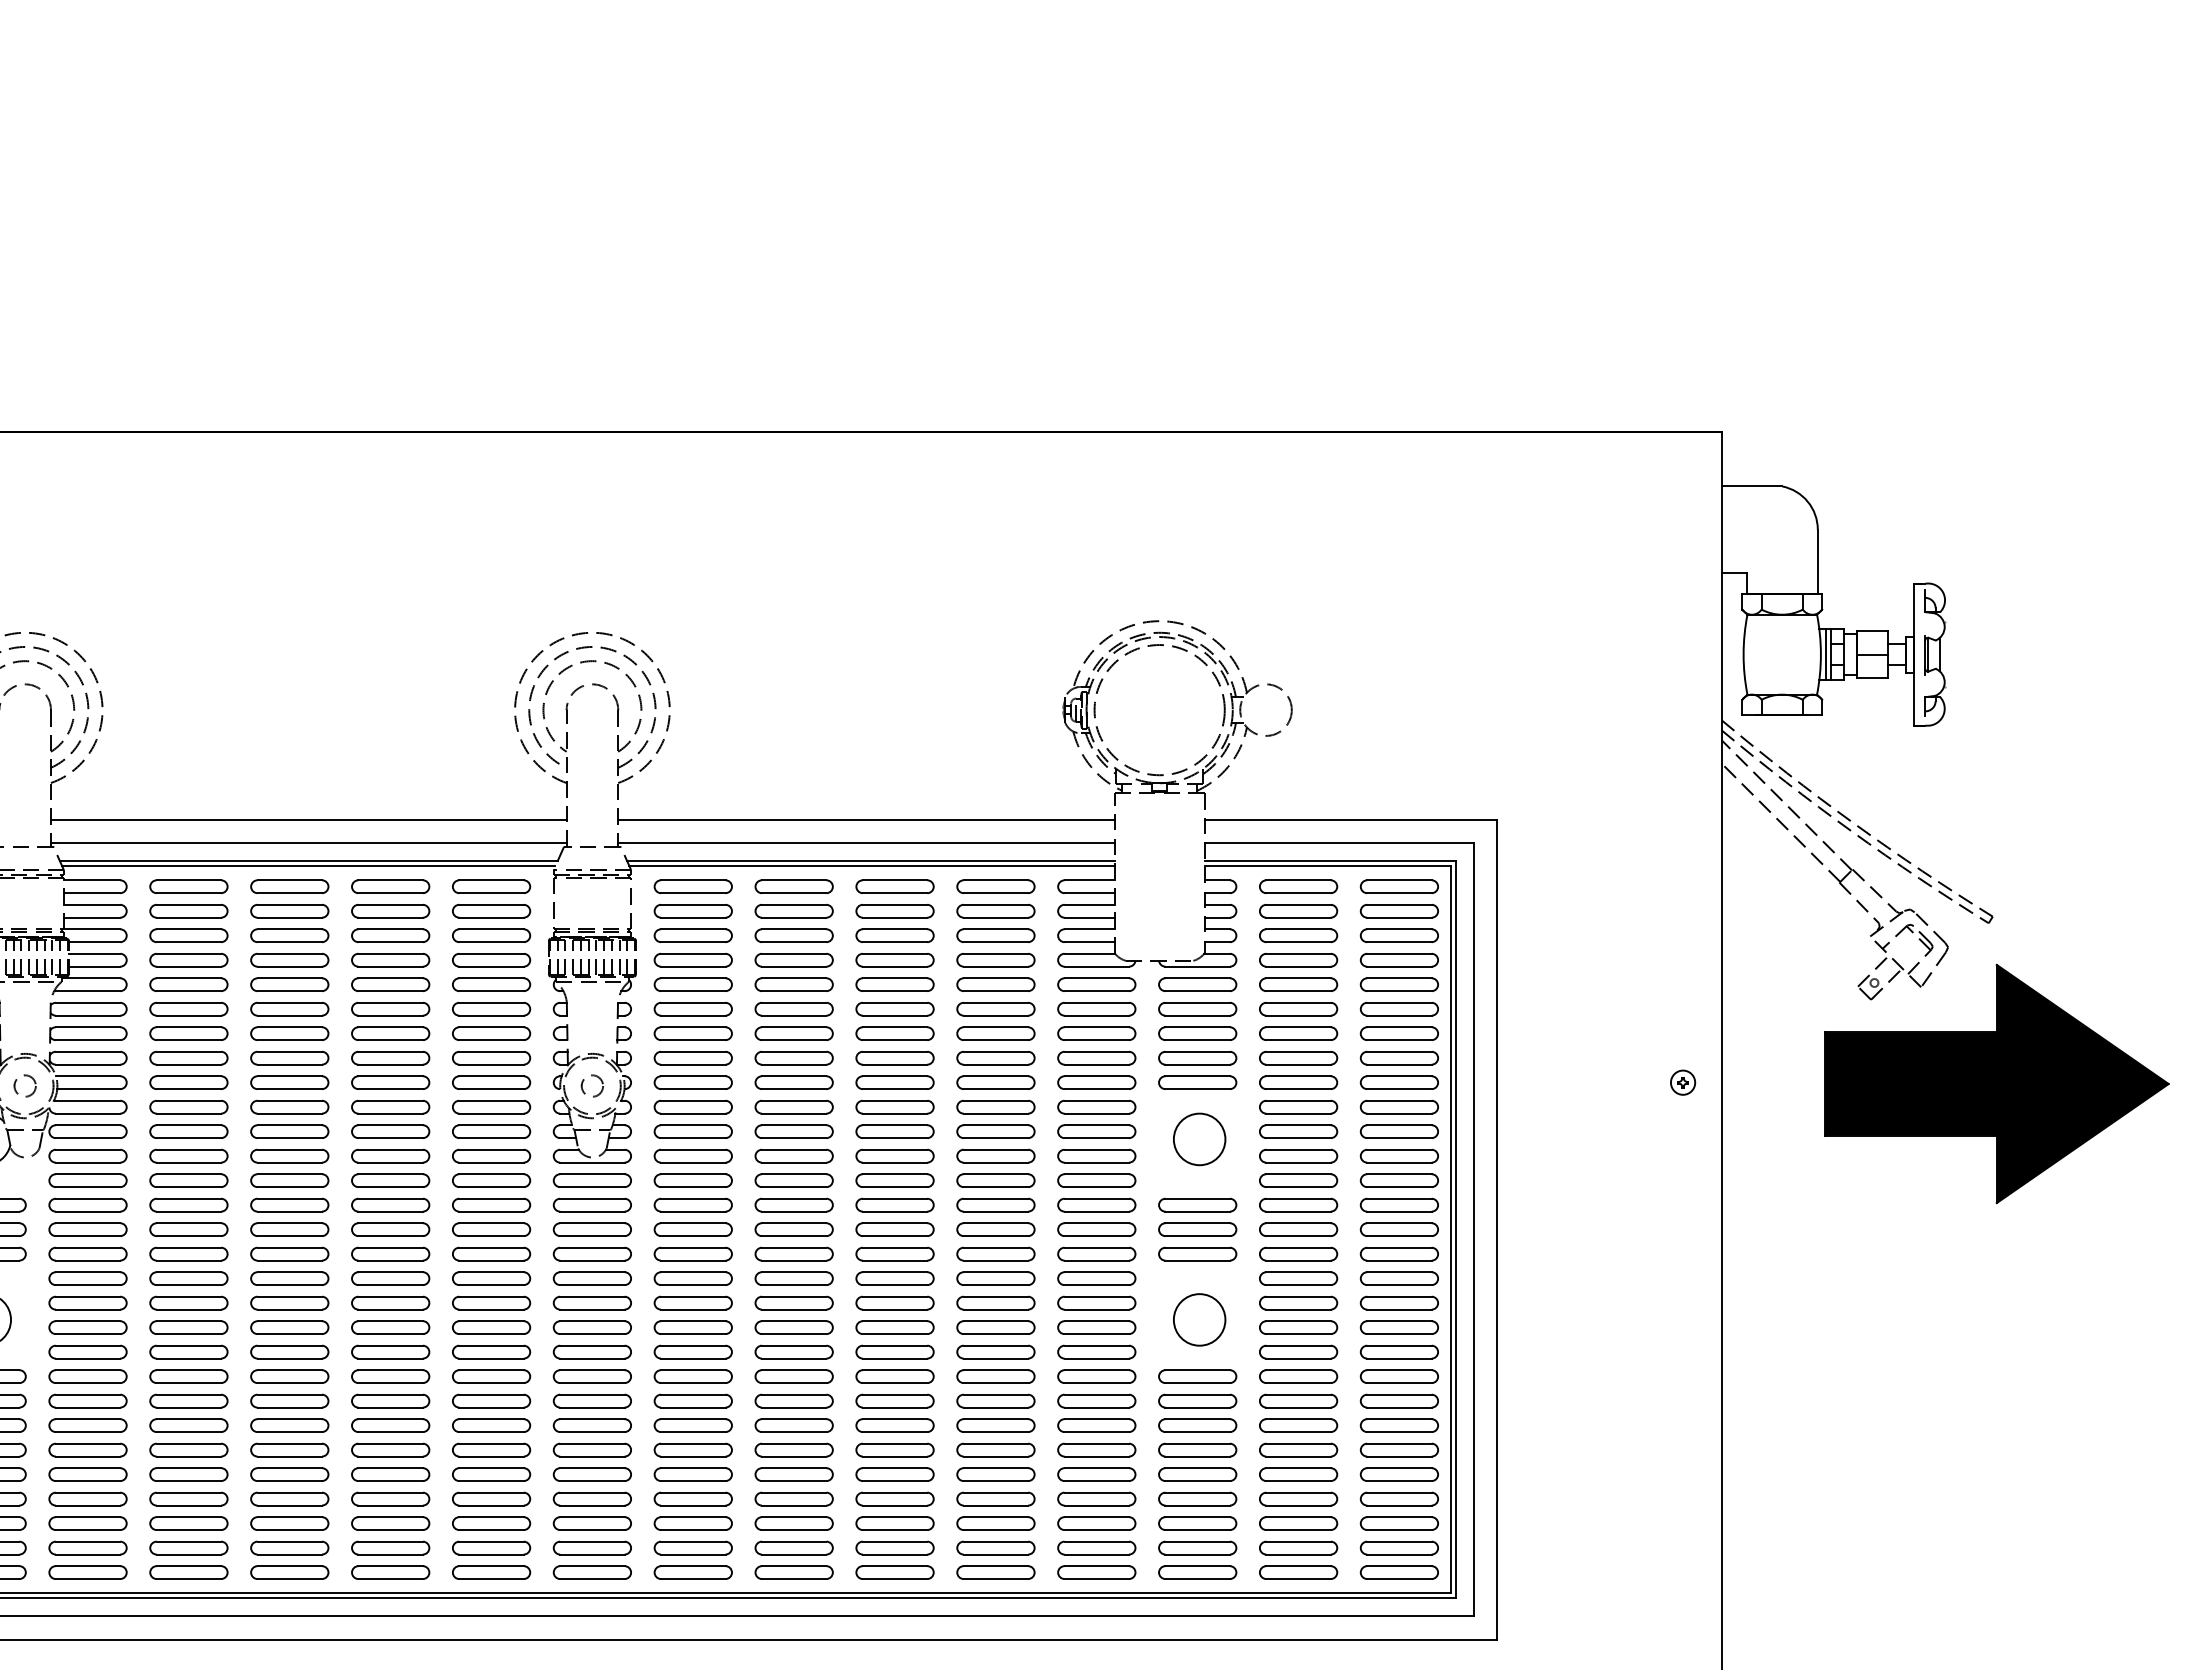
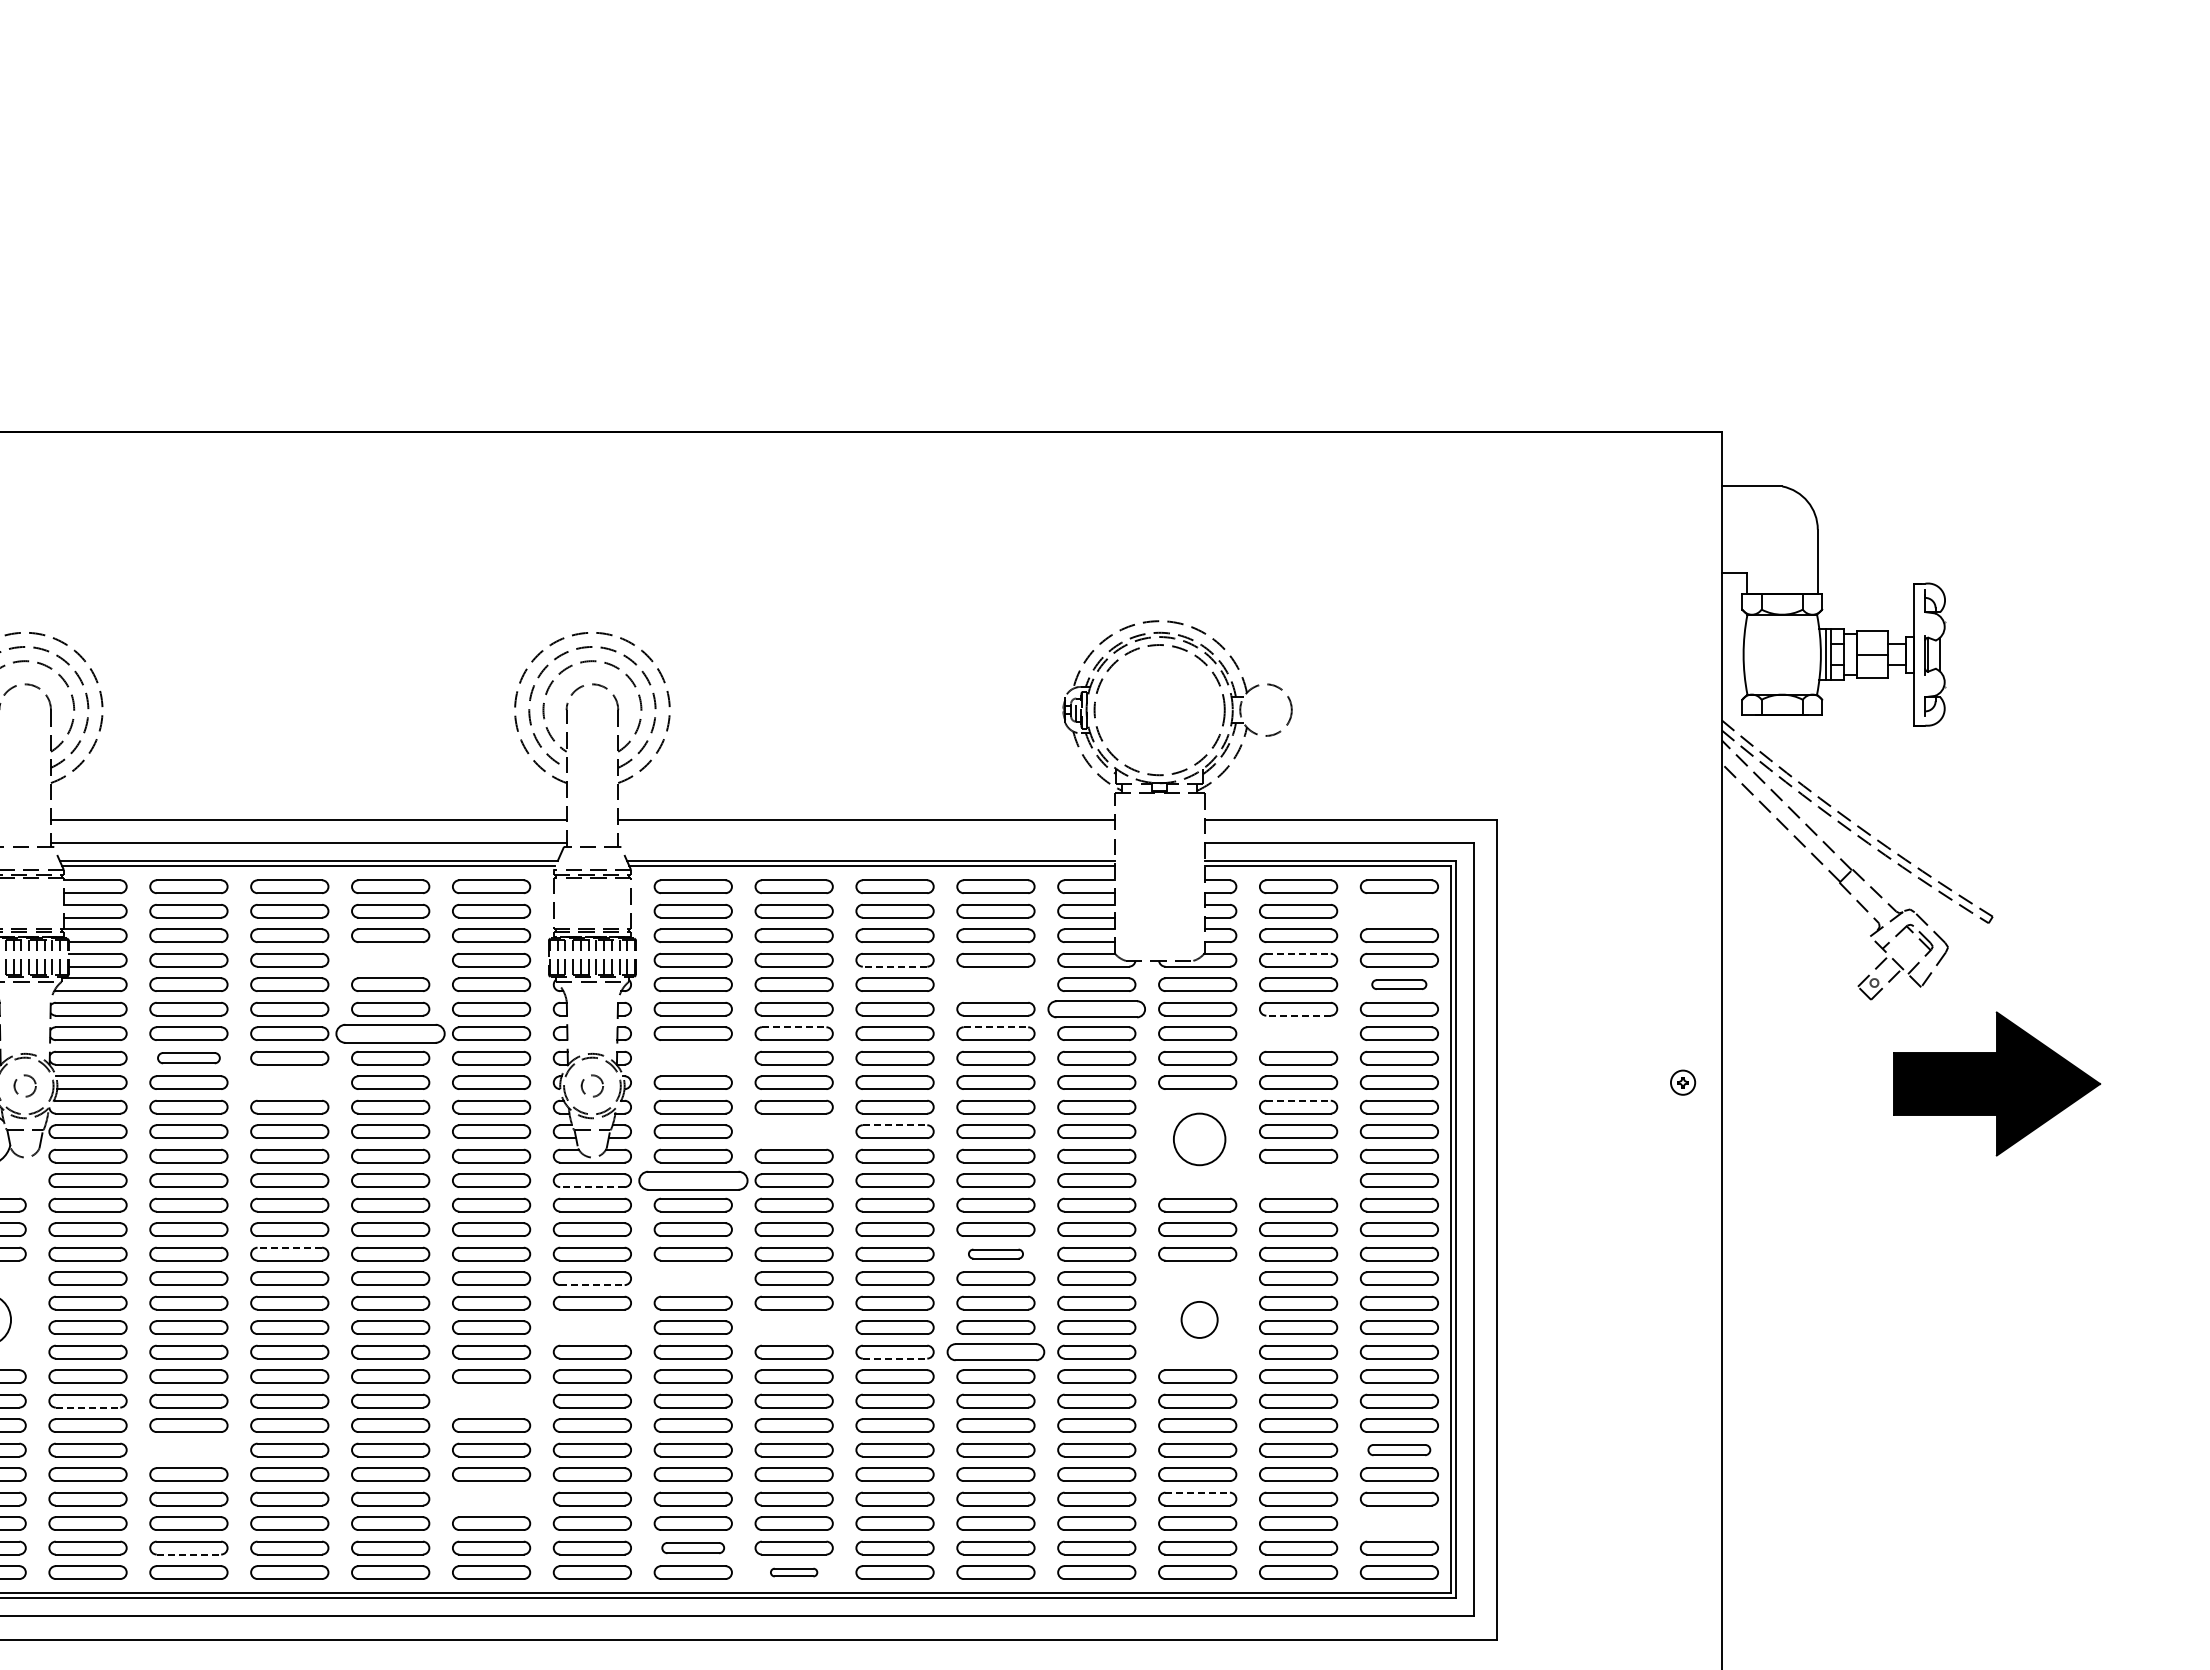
line: present -> none (866, 842)
part: present -> none (1398, 911)
line: solid -> dashed (1299, 953)
part: present -> none (390, 959)
line: solid -> dashed (894, 966)
part: present -> none (995, 984)
part size: 80x15 px -> 57x11 px (1399, 984)
part size: 80x16 px -> 99x19 px (1096, 1009)
line: solid -> dashed (1298, 1015)
line: solid -> dashed (794, 1027)
line: solid -> dashed (996, 1027)
part size: 80x15 px -> 111x20 px (390, 1033)
part: present -> none (1298, 1033)
part size: 80x16 px -> 64x13 px (188, 1058)
part: present -> none (692, 1057)
part: present -> none (289, 1082)
part size: 346x242 px -> 209x146 px (1997, 1083)
line: solid -> dashed (1299, 1100)
line: solid -> dashed (895, 1125)
part: present -> none (793, 1131)
part size: 80x15 px -> 111x21 px (693, 1180)
part: present -> none (1298, 1180)
line: solid -> dashed (591, 1187)
line: solid -> dashed (289, 1247)
part size: 80x16 px -> 56x12 px (995, 1253)
part: present -> none (692, 1278)
line: solid -> dashed (592, 1285)
circle diameter: 52 px -> 36 px (1199, 1319)
part: present -> none (591, 1327)
part: present -> none (793, 1327)
part size: 80x16 px -> 100x19 px (995, 1352)
line: solid -> dashed (895, 1358)
part: present -> none (491, 1400)
line: solid -> dashed (88, 1407)
part: present -> none (188, 1449)
part size: 80x16 px -> 65x13 px (1399, 1450)
line: solid -> dashed (1198, 1492)
part: present -> none (491, 1498)
part: present -> none (1398, 1523)
part size: 80x16 px -> 65x13 px (693, 1548)
line: solid -> dashed (189, 1554)
part size: 80x15 px -> 49x11 px (794, 1572)
